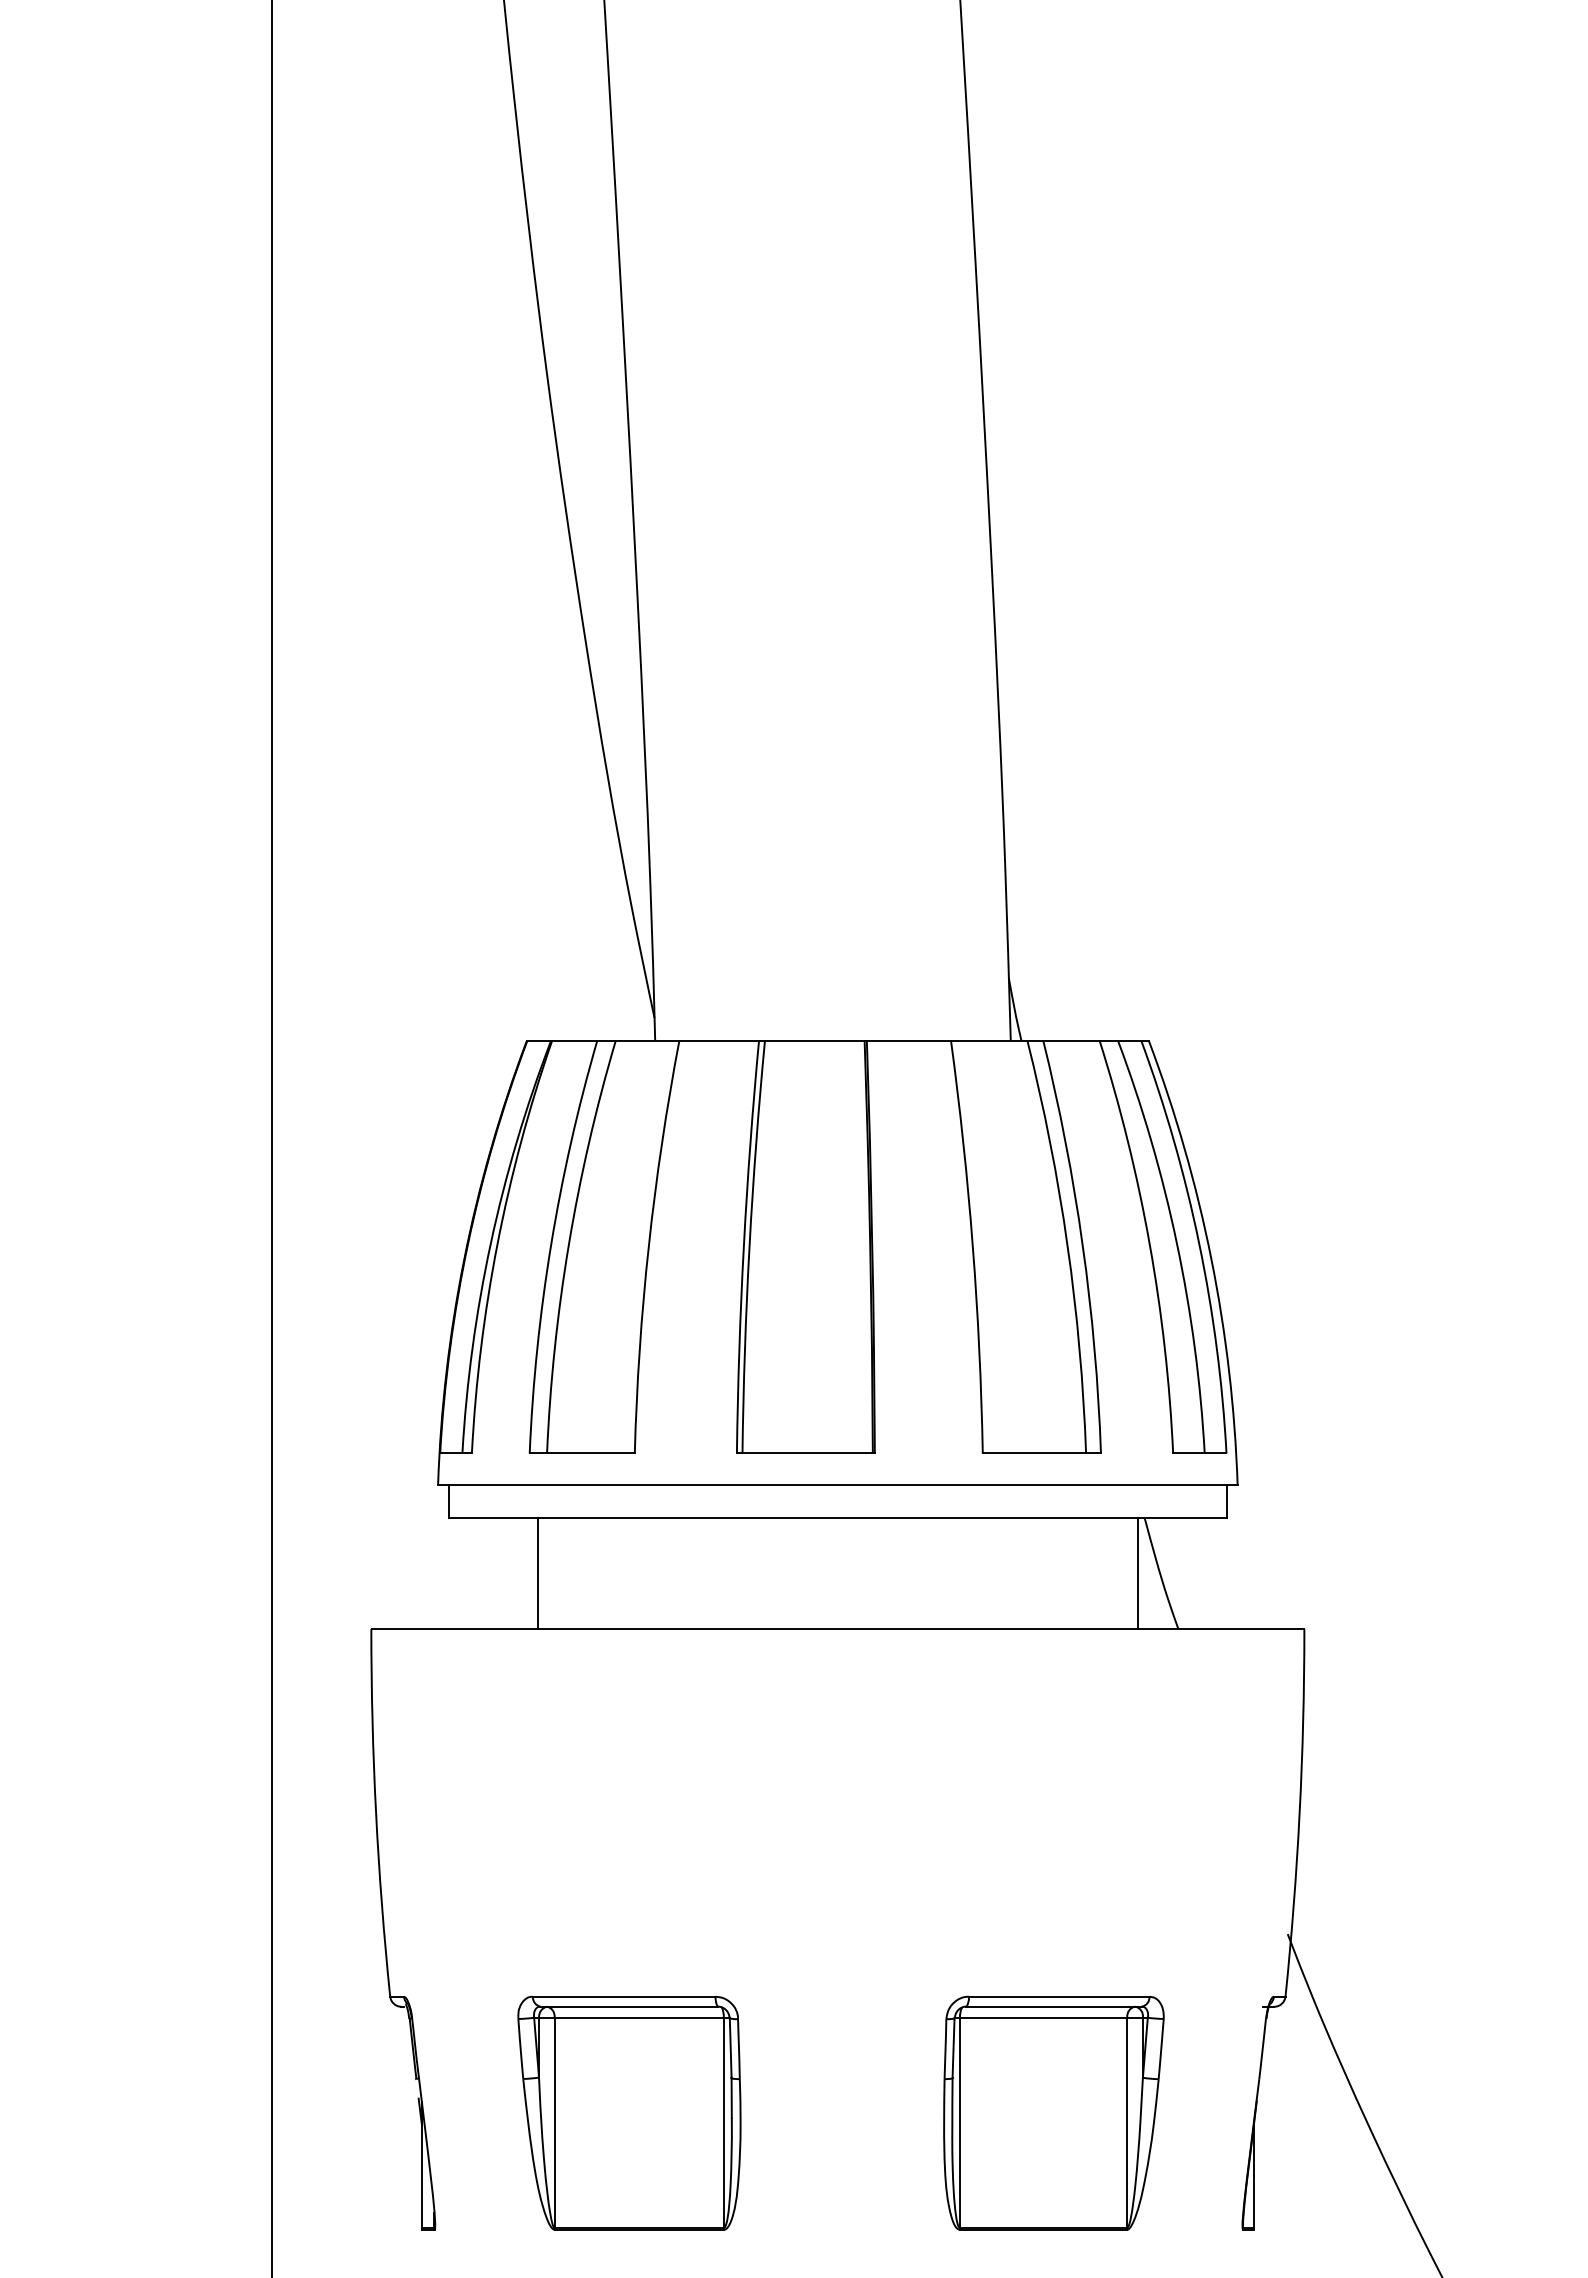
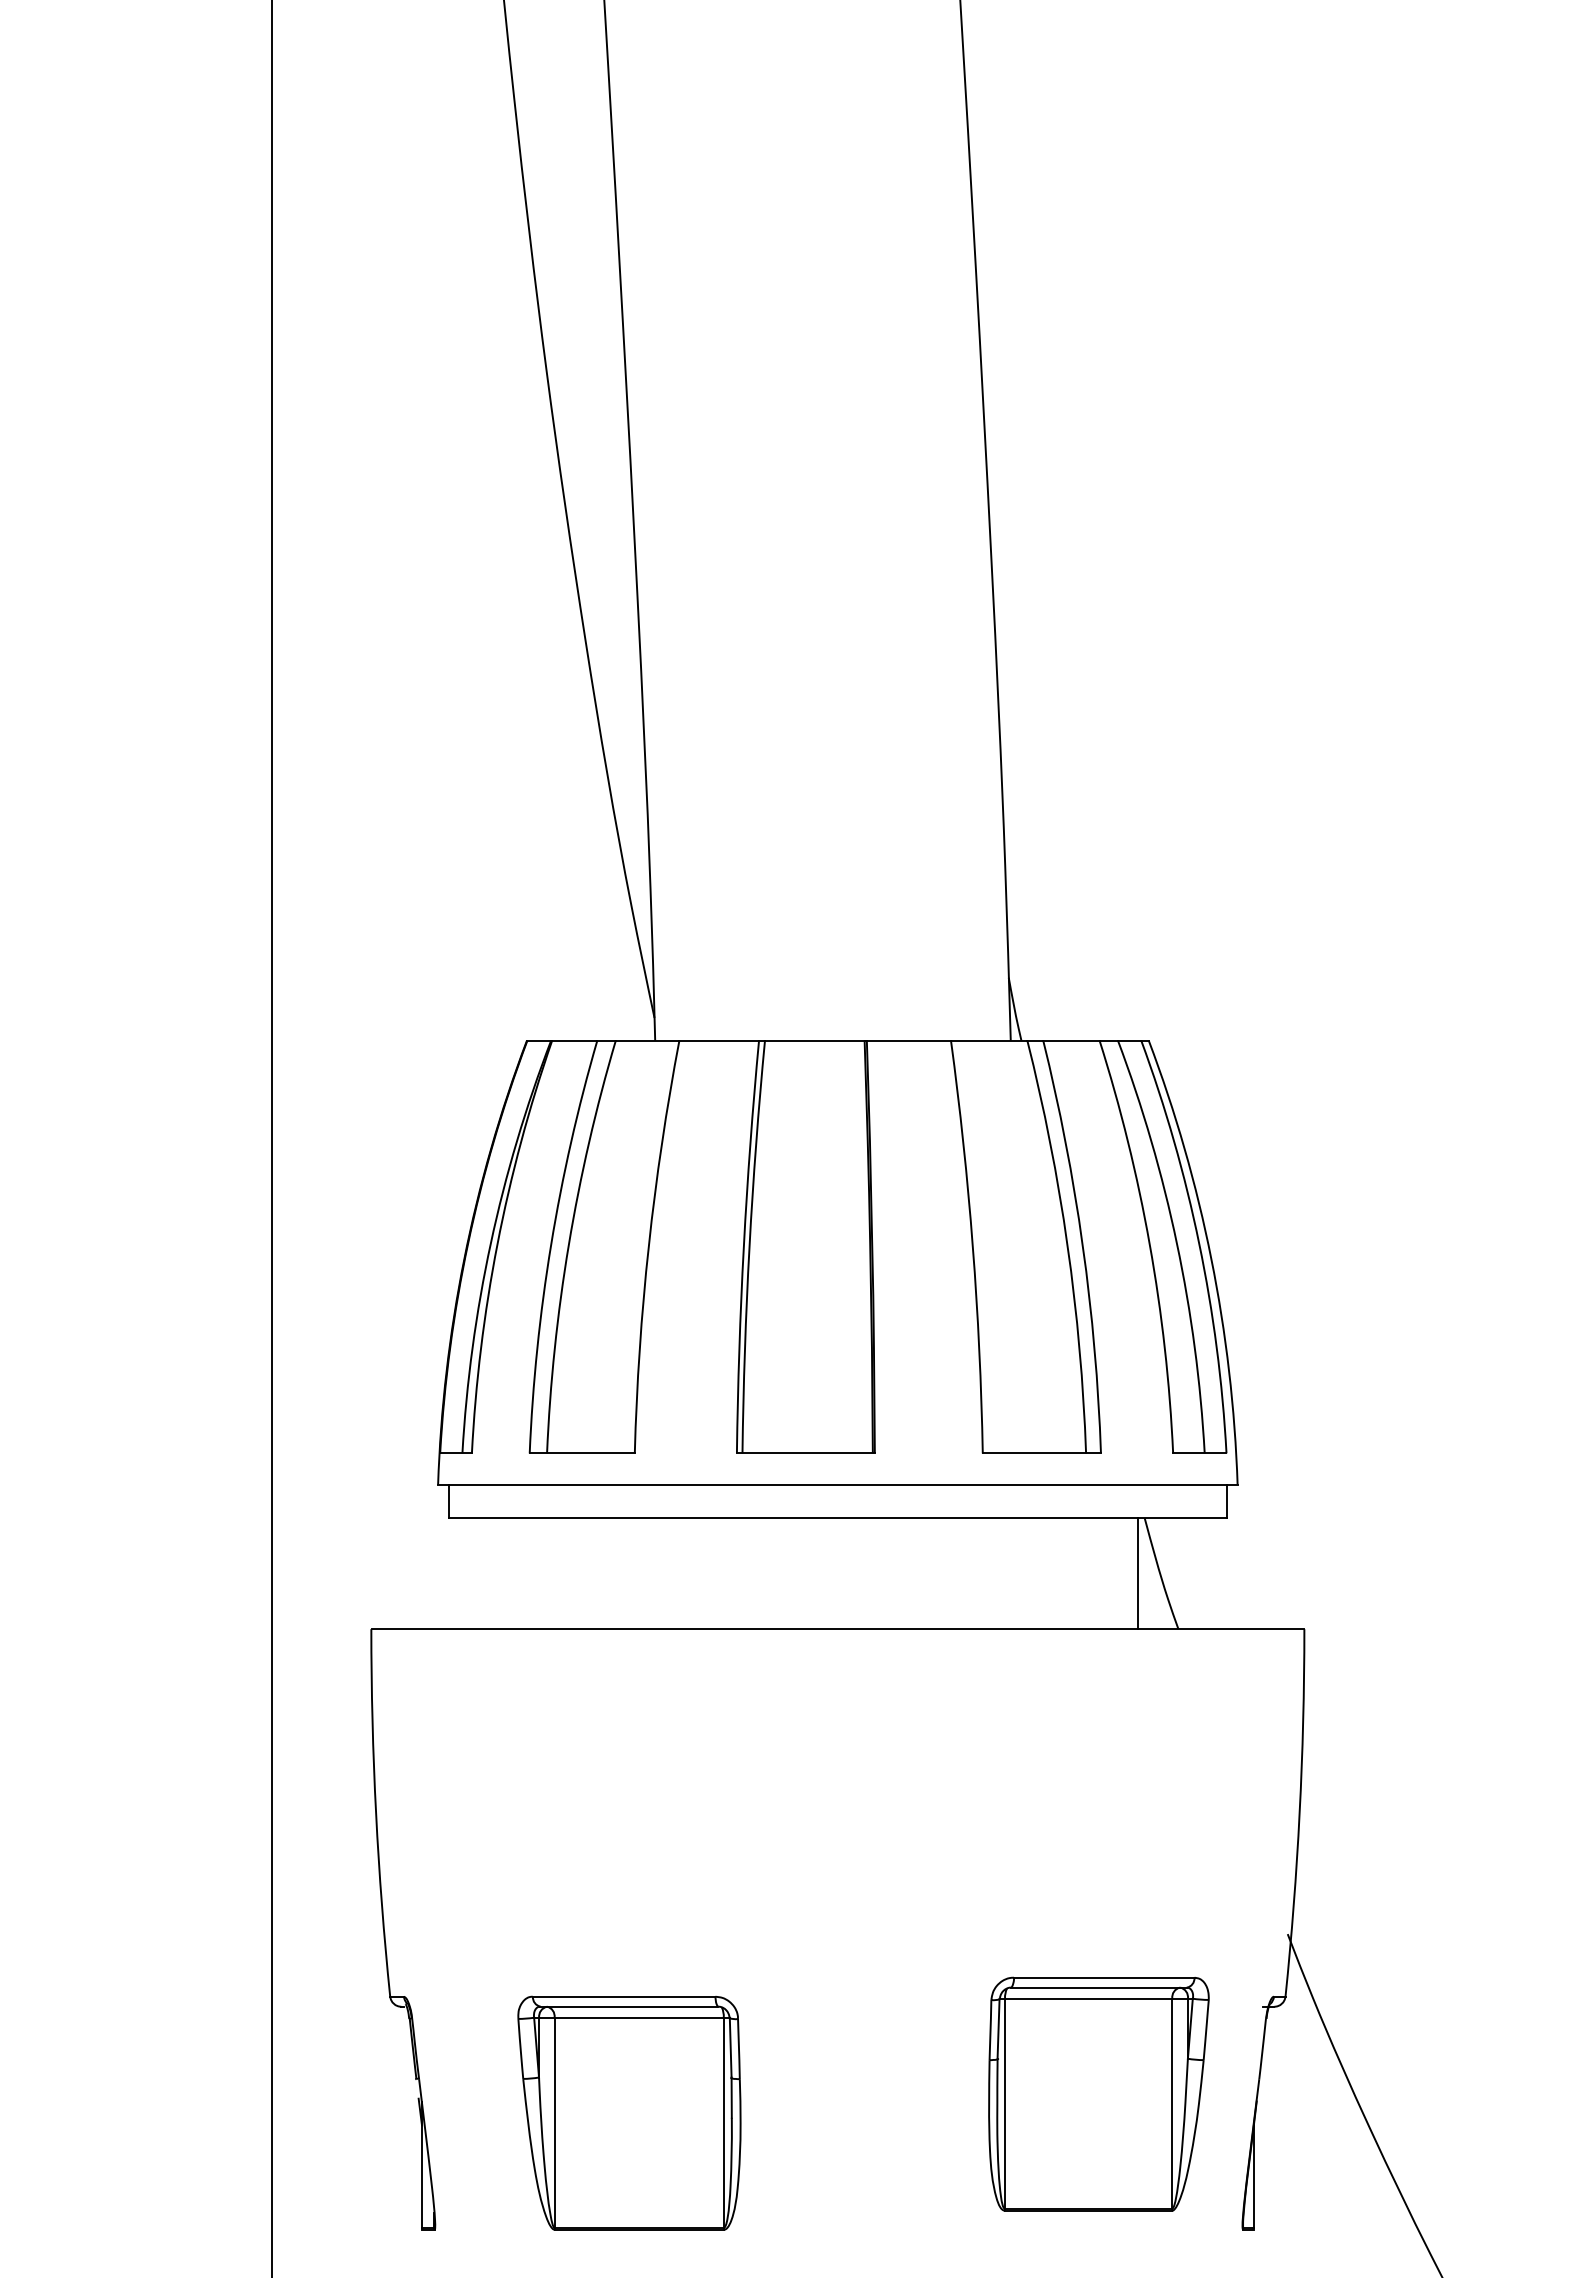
line: present -> none (538, 1573)
part position: (1053, 2112) -> (1098, 2093) (1098, 2093)
